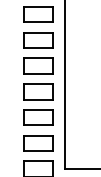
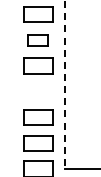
part size: 31x17 px -> 22x13 px (37, 40)
line: solid -> dashed (65, 85)
part: present -> none (38, 91)
